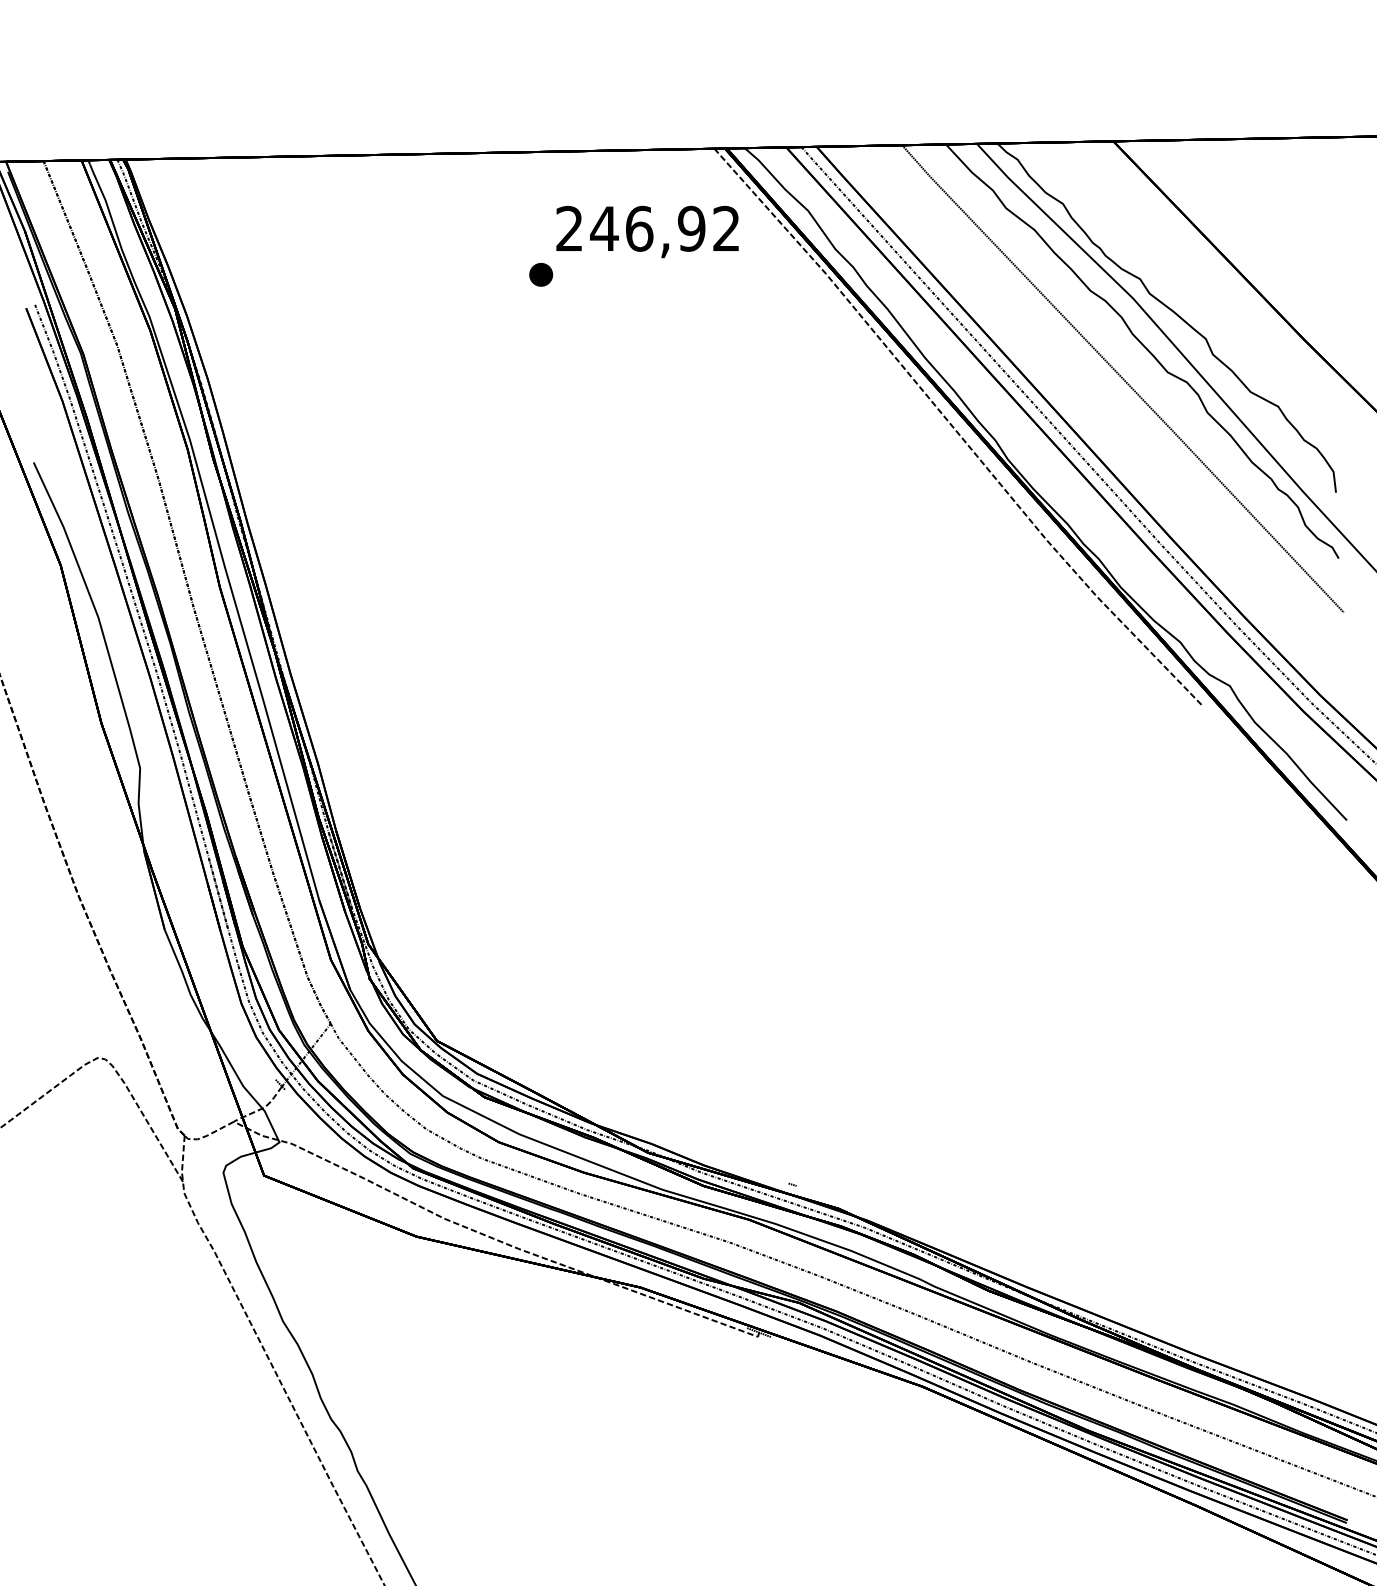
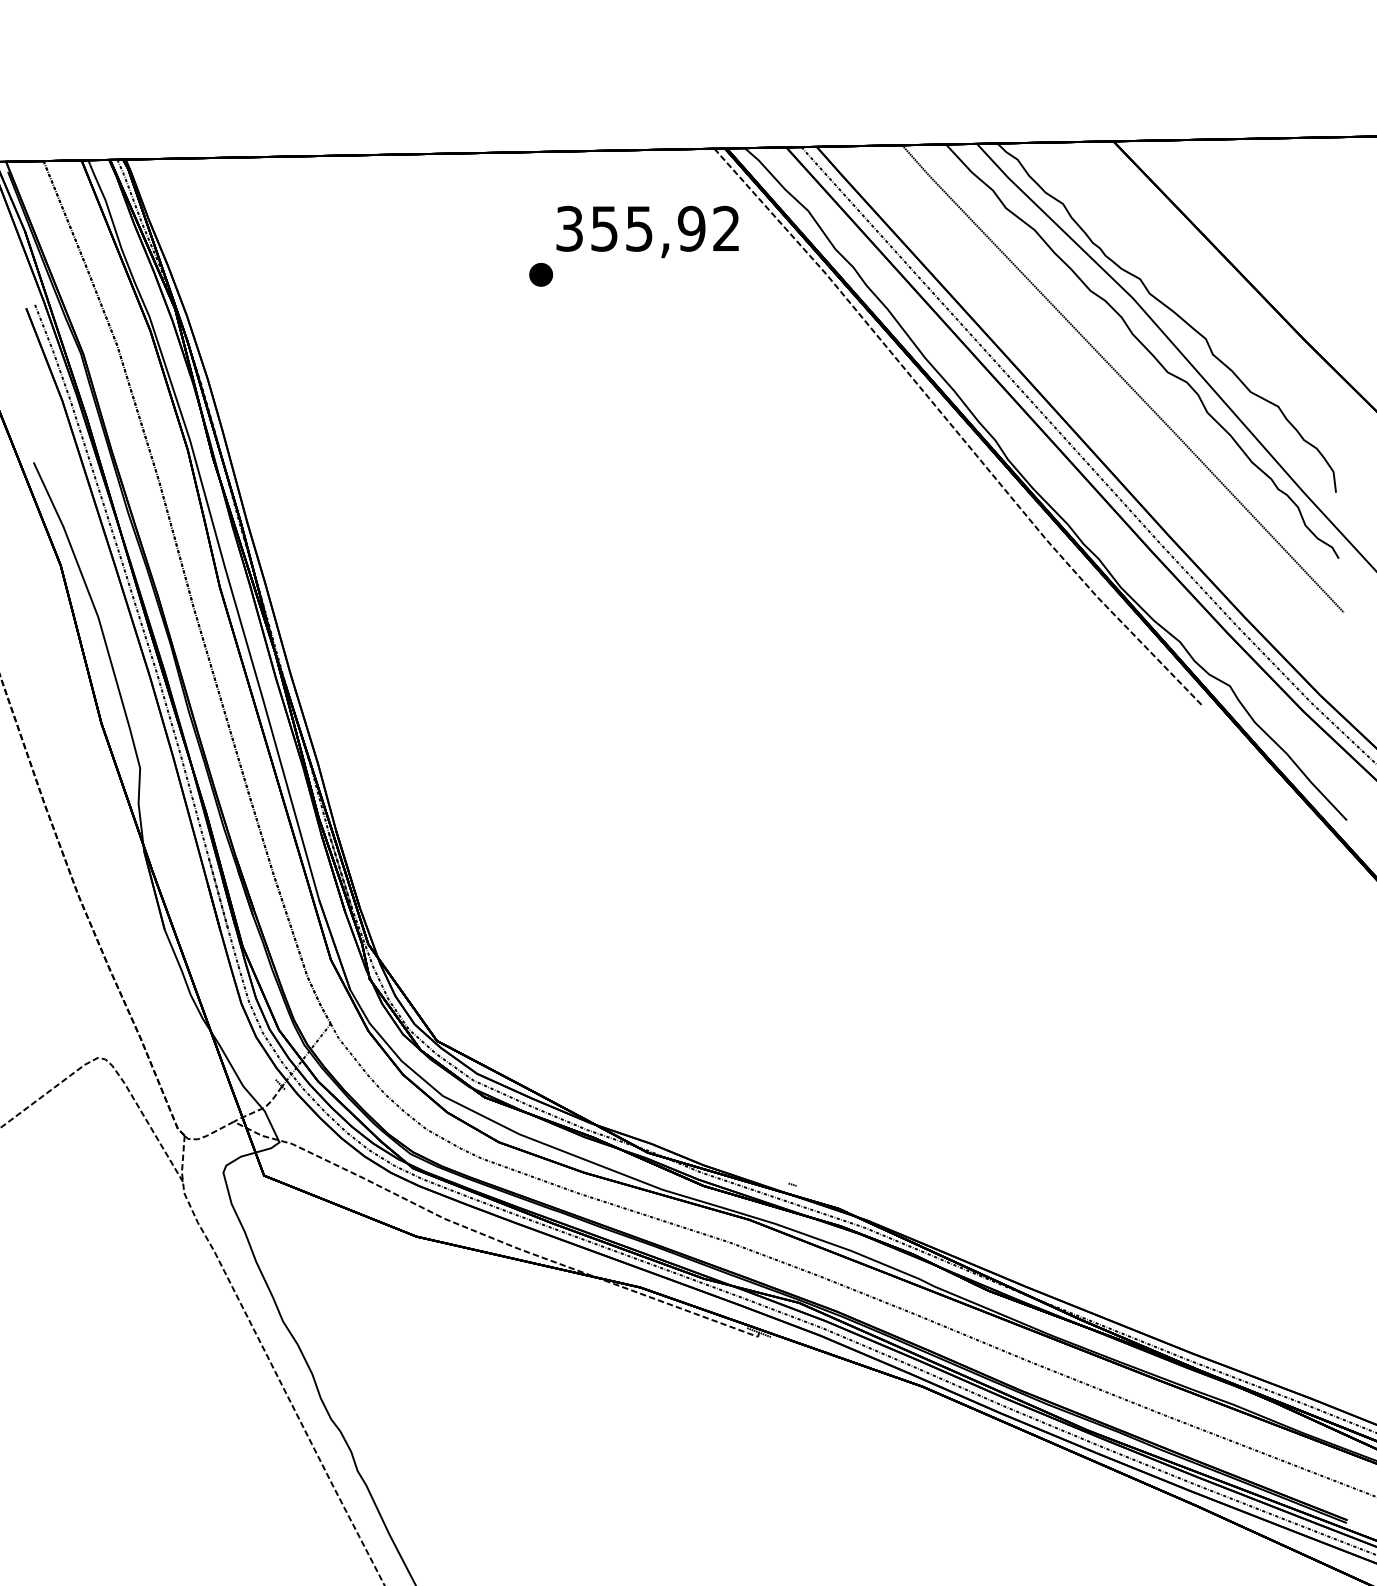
text: 246,92 -> 355,92 (604, 228)
